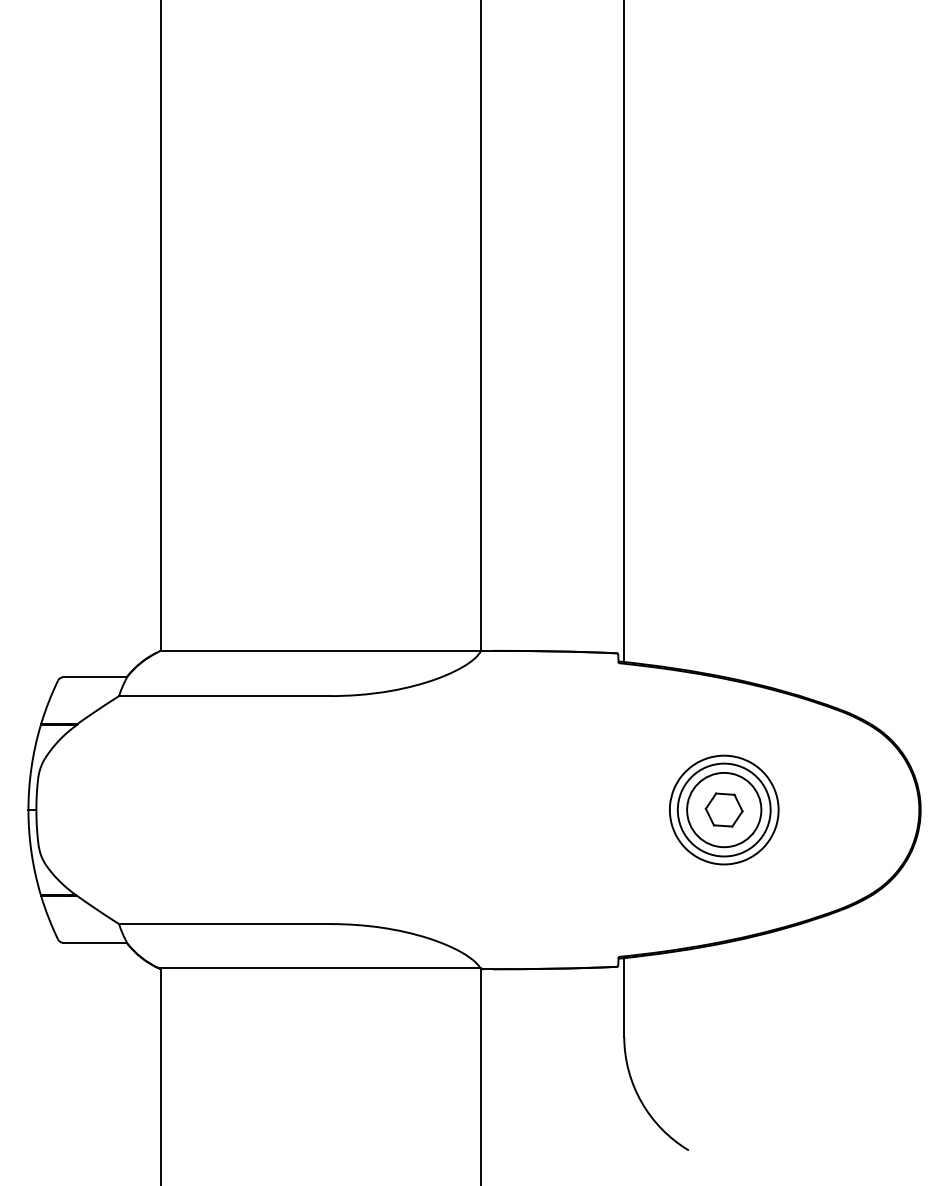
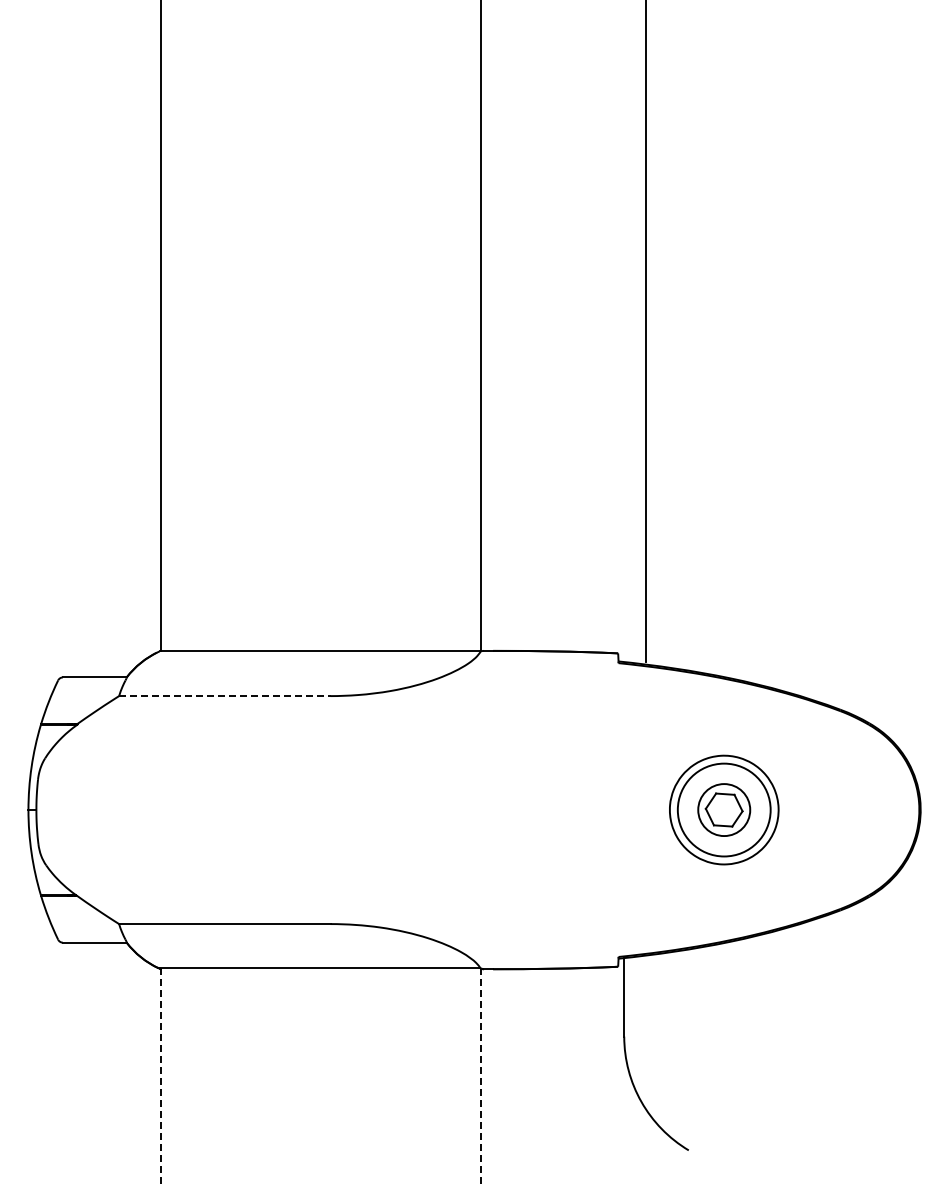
line position: (624, 332) -> (646, 332) (646, 332)
line: solid -> dashed (224, 696)
circle diameter: 74 px -> 52 px (724, 810)
line: solid -> dashed (161, 1076)
line: solid -> dashed (481, 1077)
